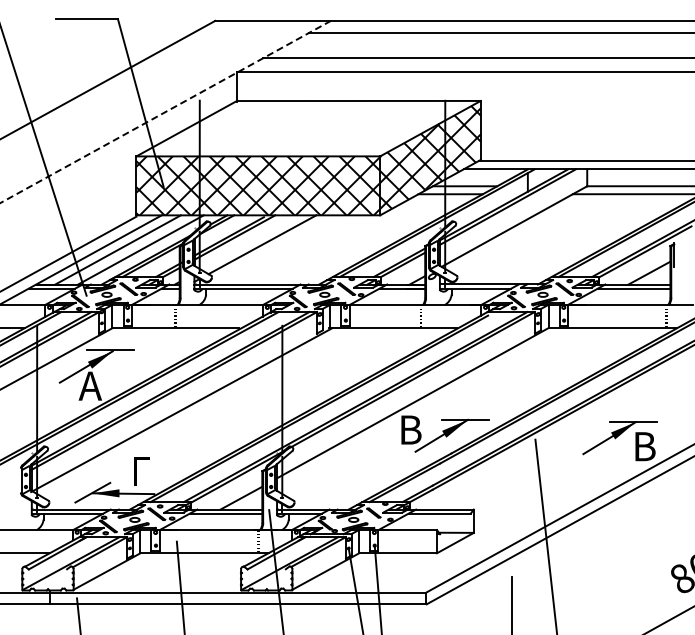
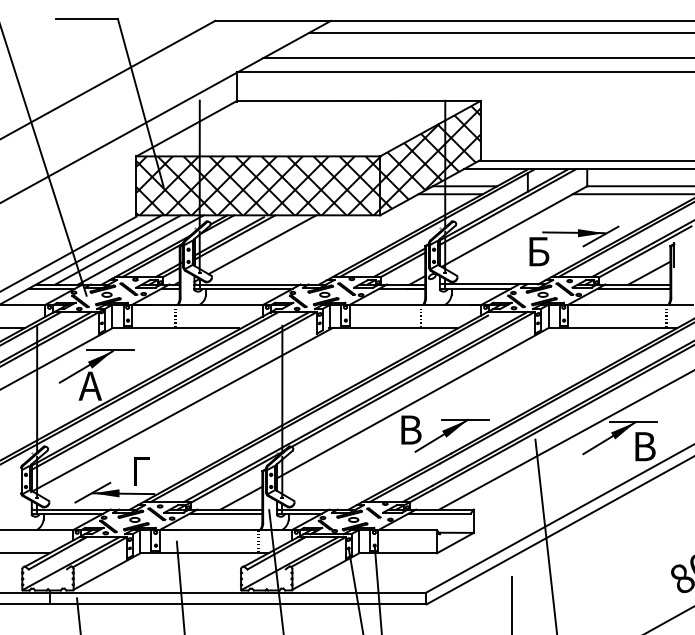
line: dashed -> solid (165, 112)
part: none -> present (582, 245)
line: none -> present (565, 440)
